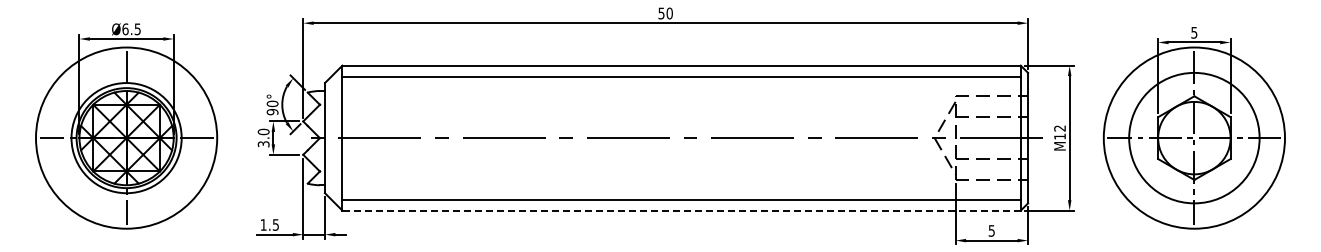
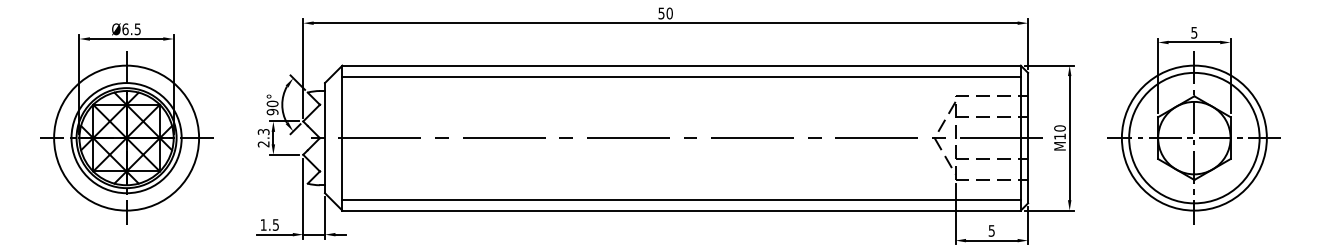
text: M12 -> M10 (1059, 128)
circle diameter: 181 px -> 145 px (126, 137)
text: 3.0 -> 2.3 (263, 137)
circle diameter: 181 px -> 145 px (1193, 137)
line: dashed -> solid (681, 210)
